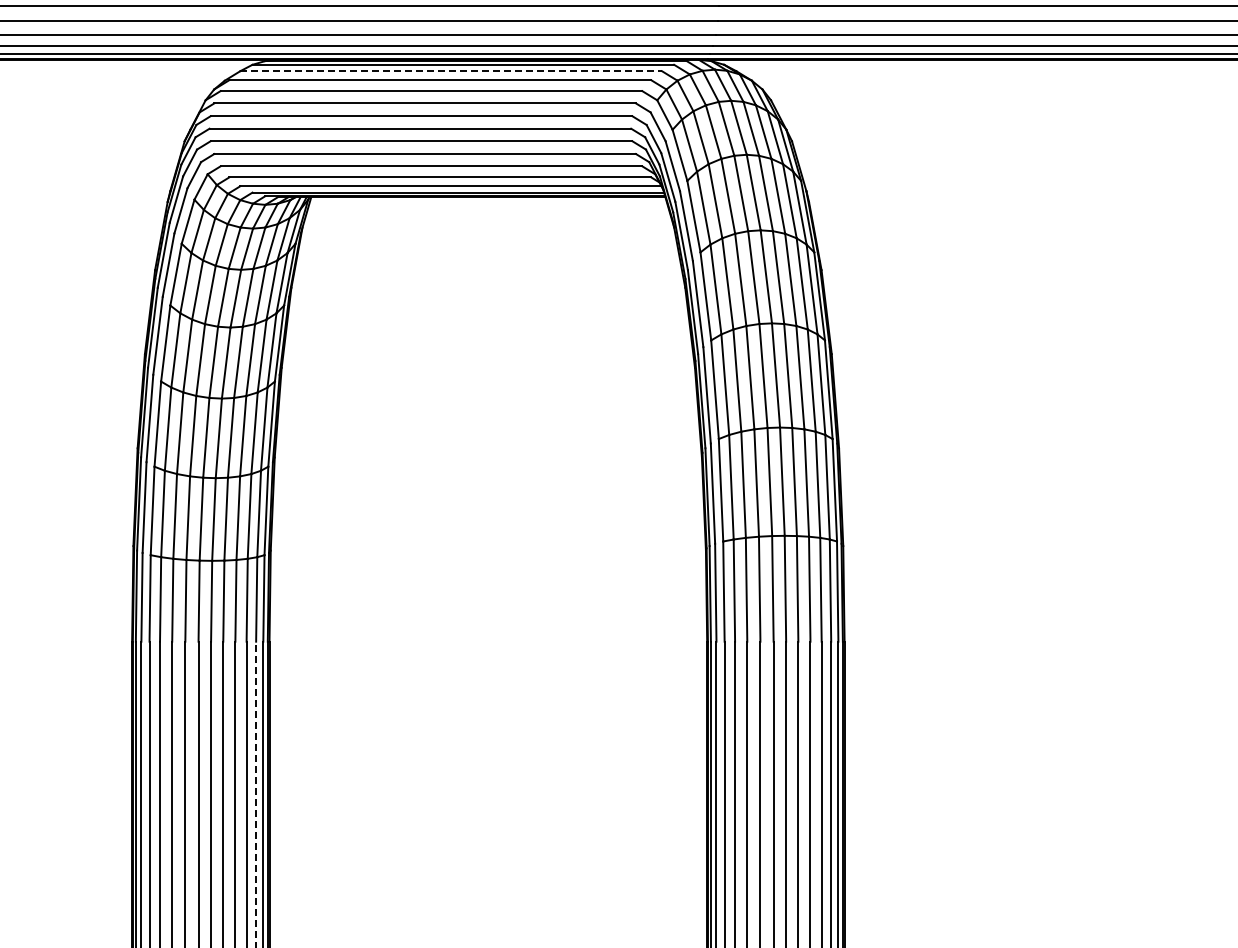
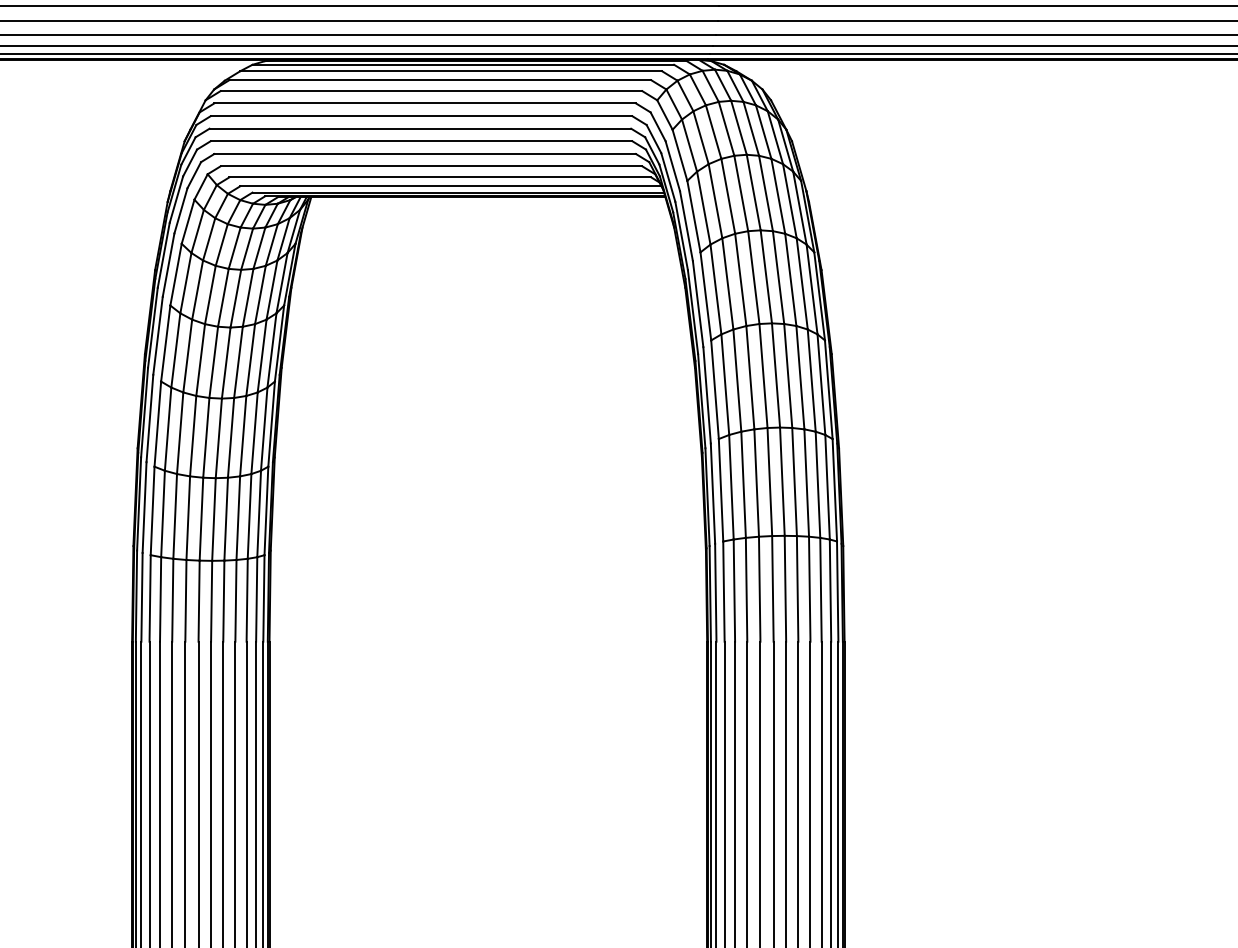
line: dashed -> solid (451, 71)
line: dashed -> solid (256, 794)
